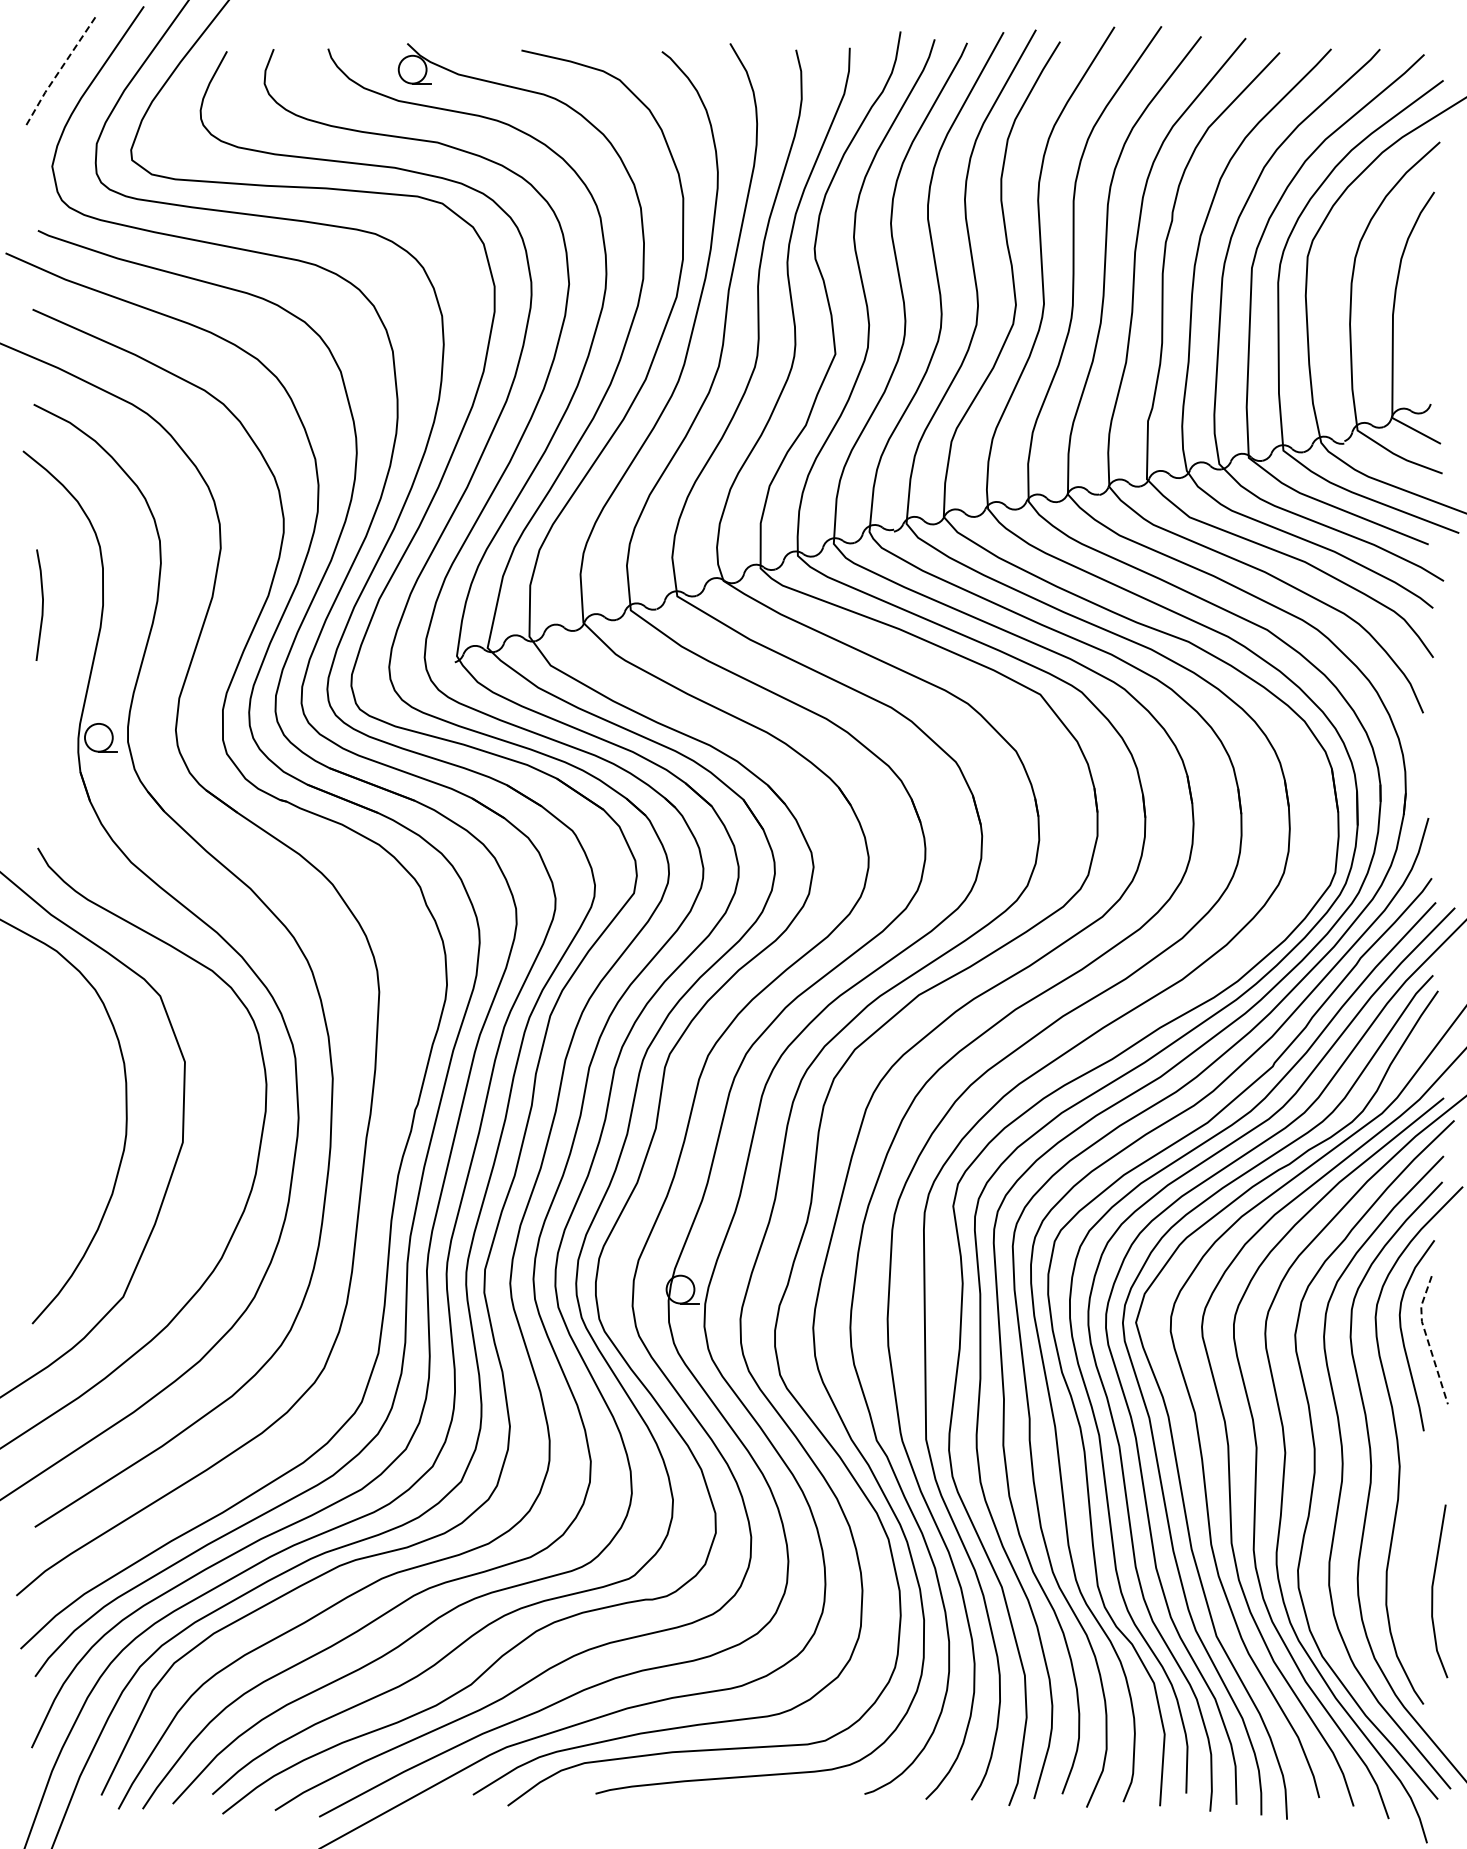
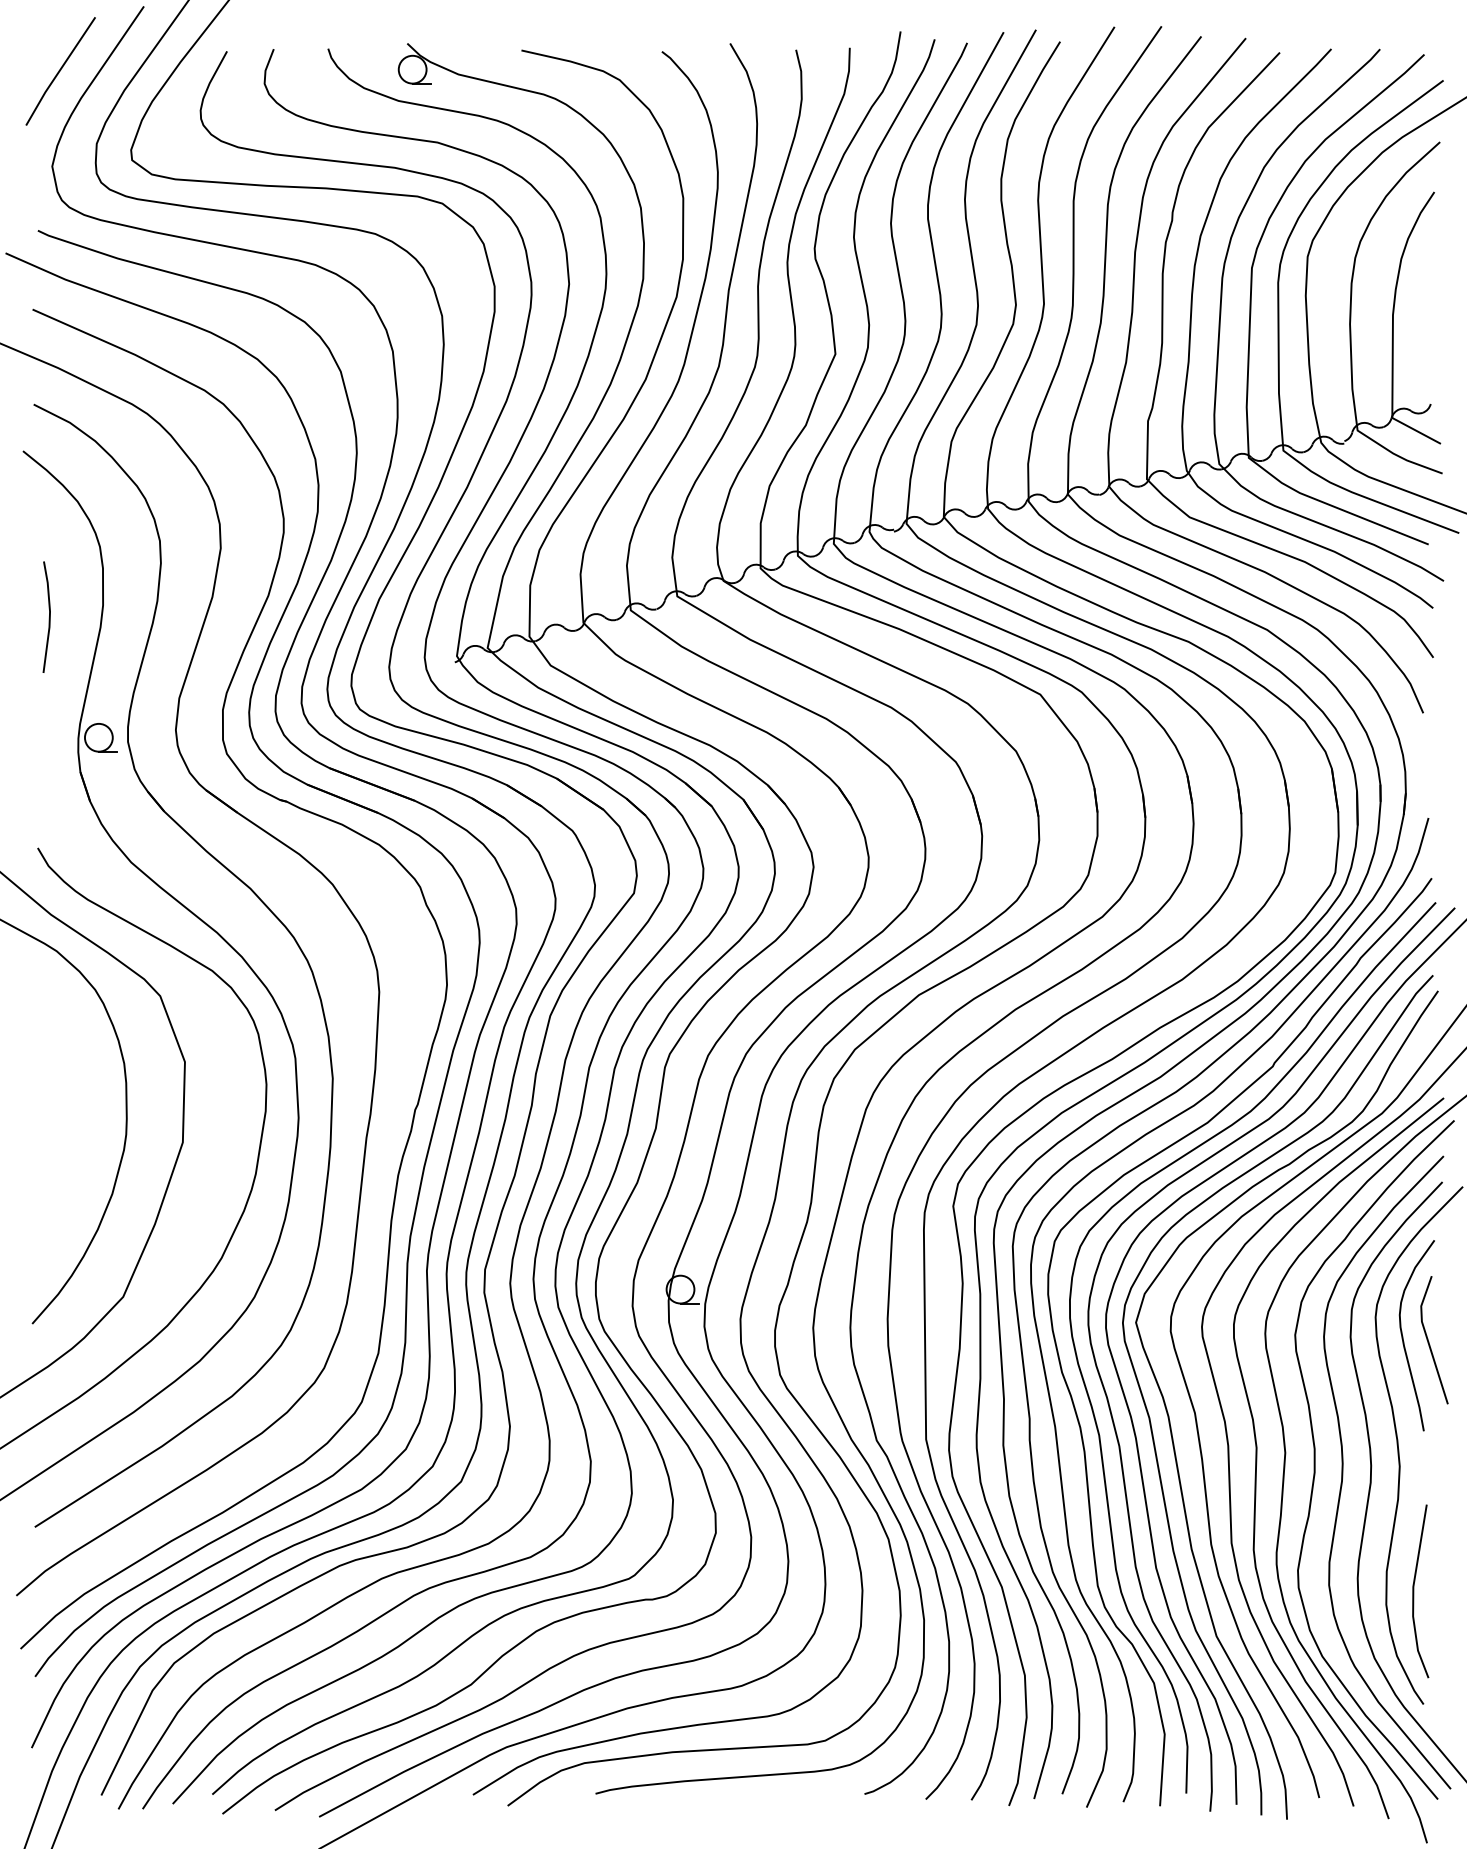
line: dashed -> solid (59, 71)
line position: (41, 606) -> (48, 618) (48, 618)
line: dashed -> solid (1427, 1339)
line position: (1433, 1591) -> (1414, 1591) (1414, 1591)
